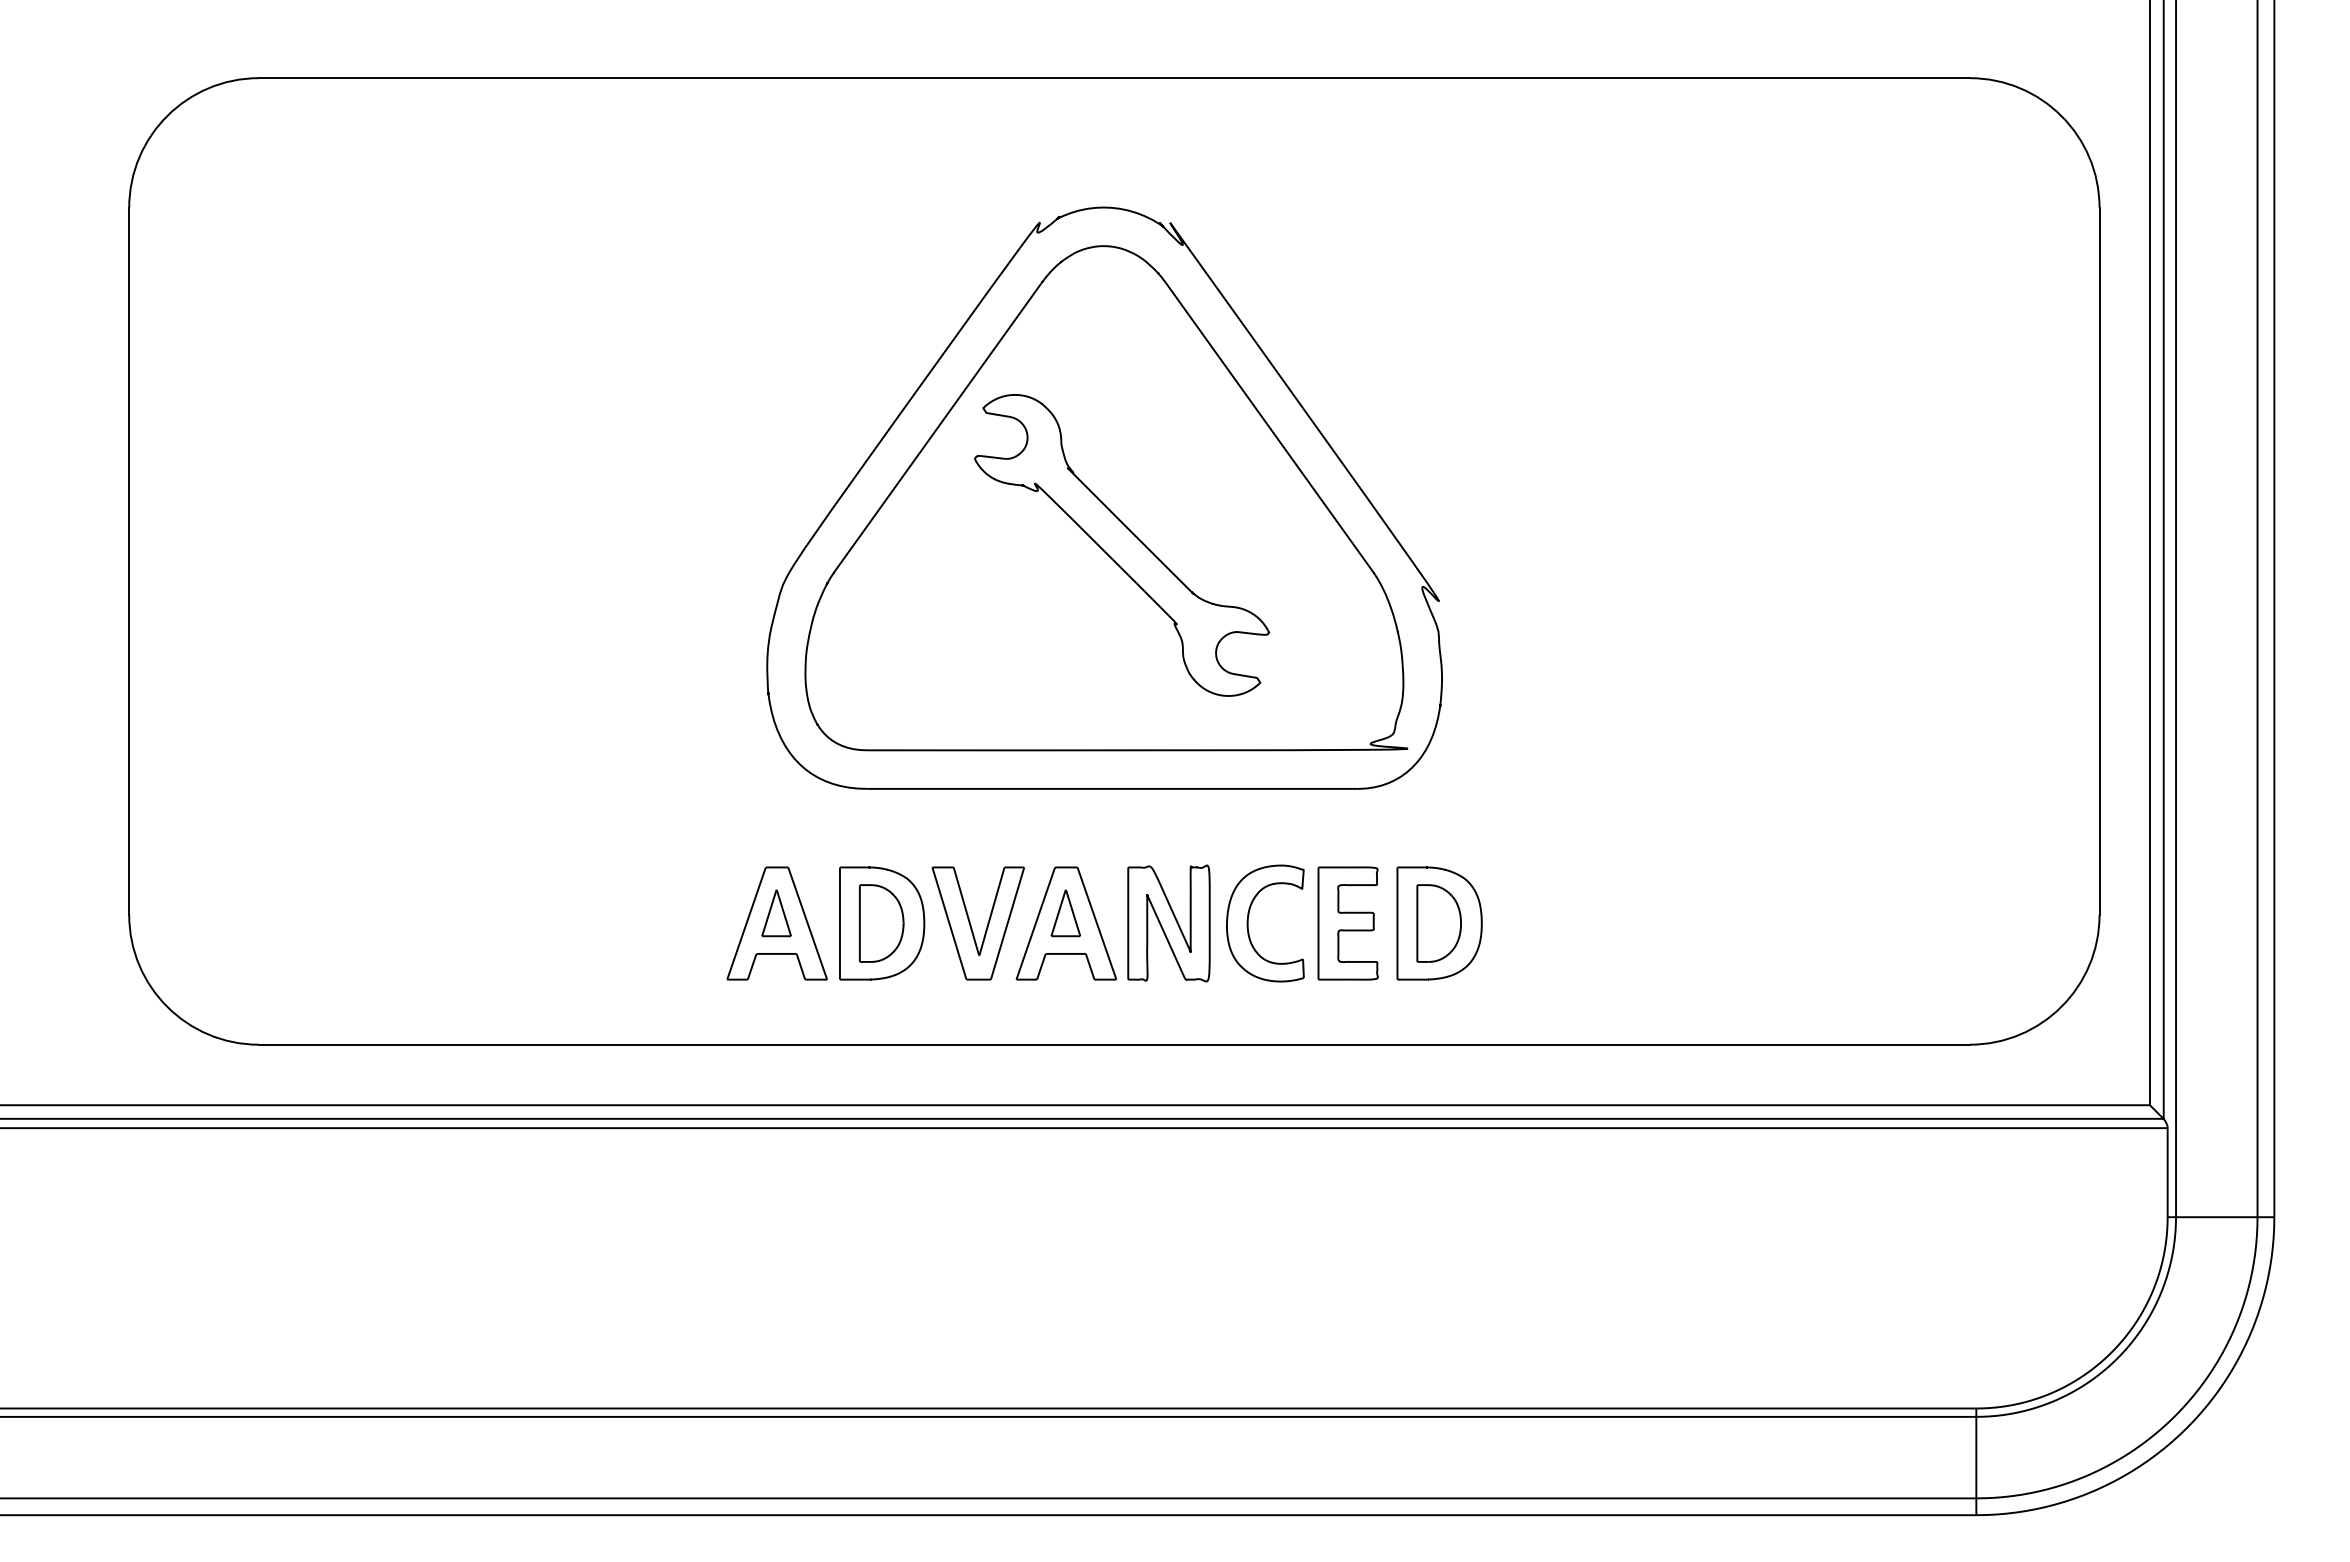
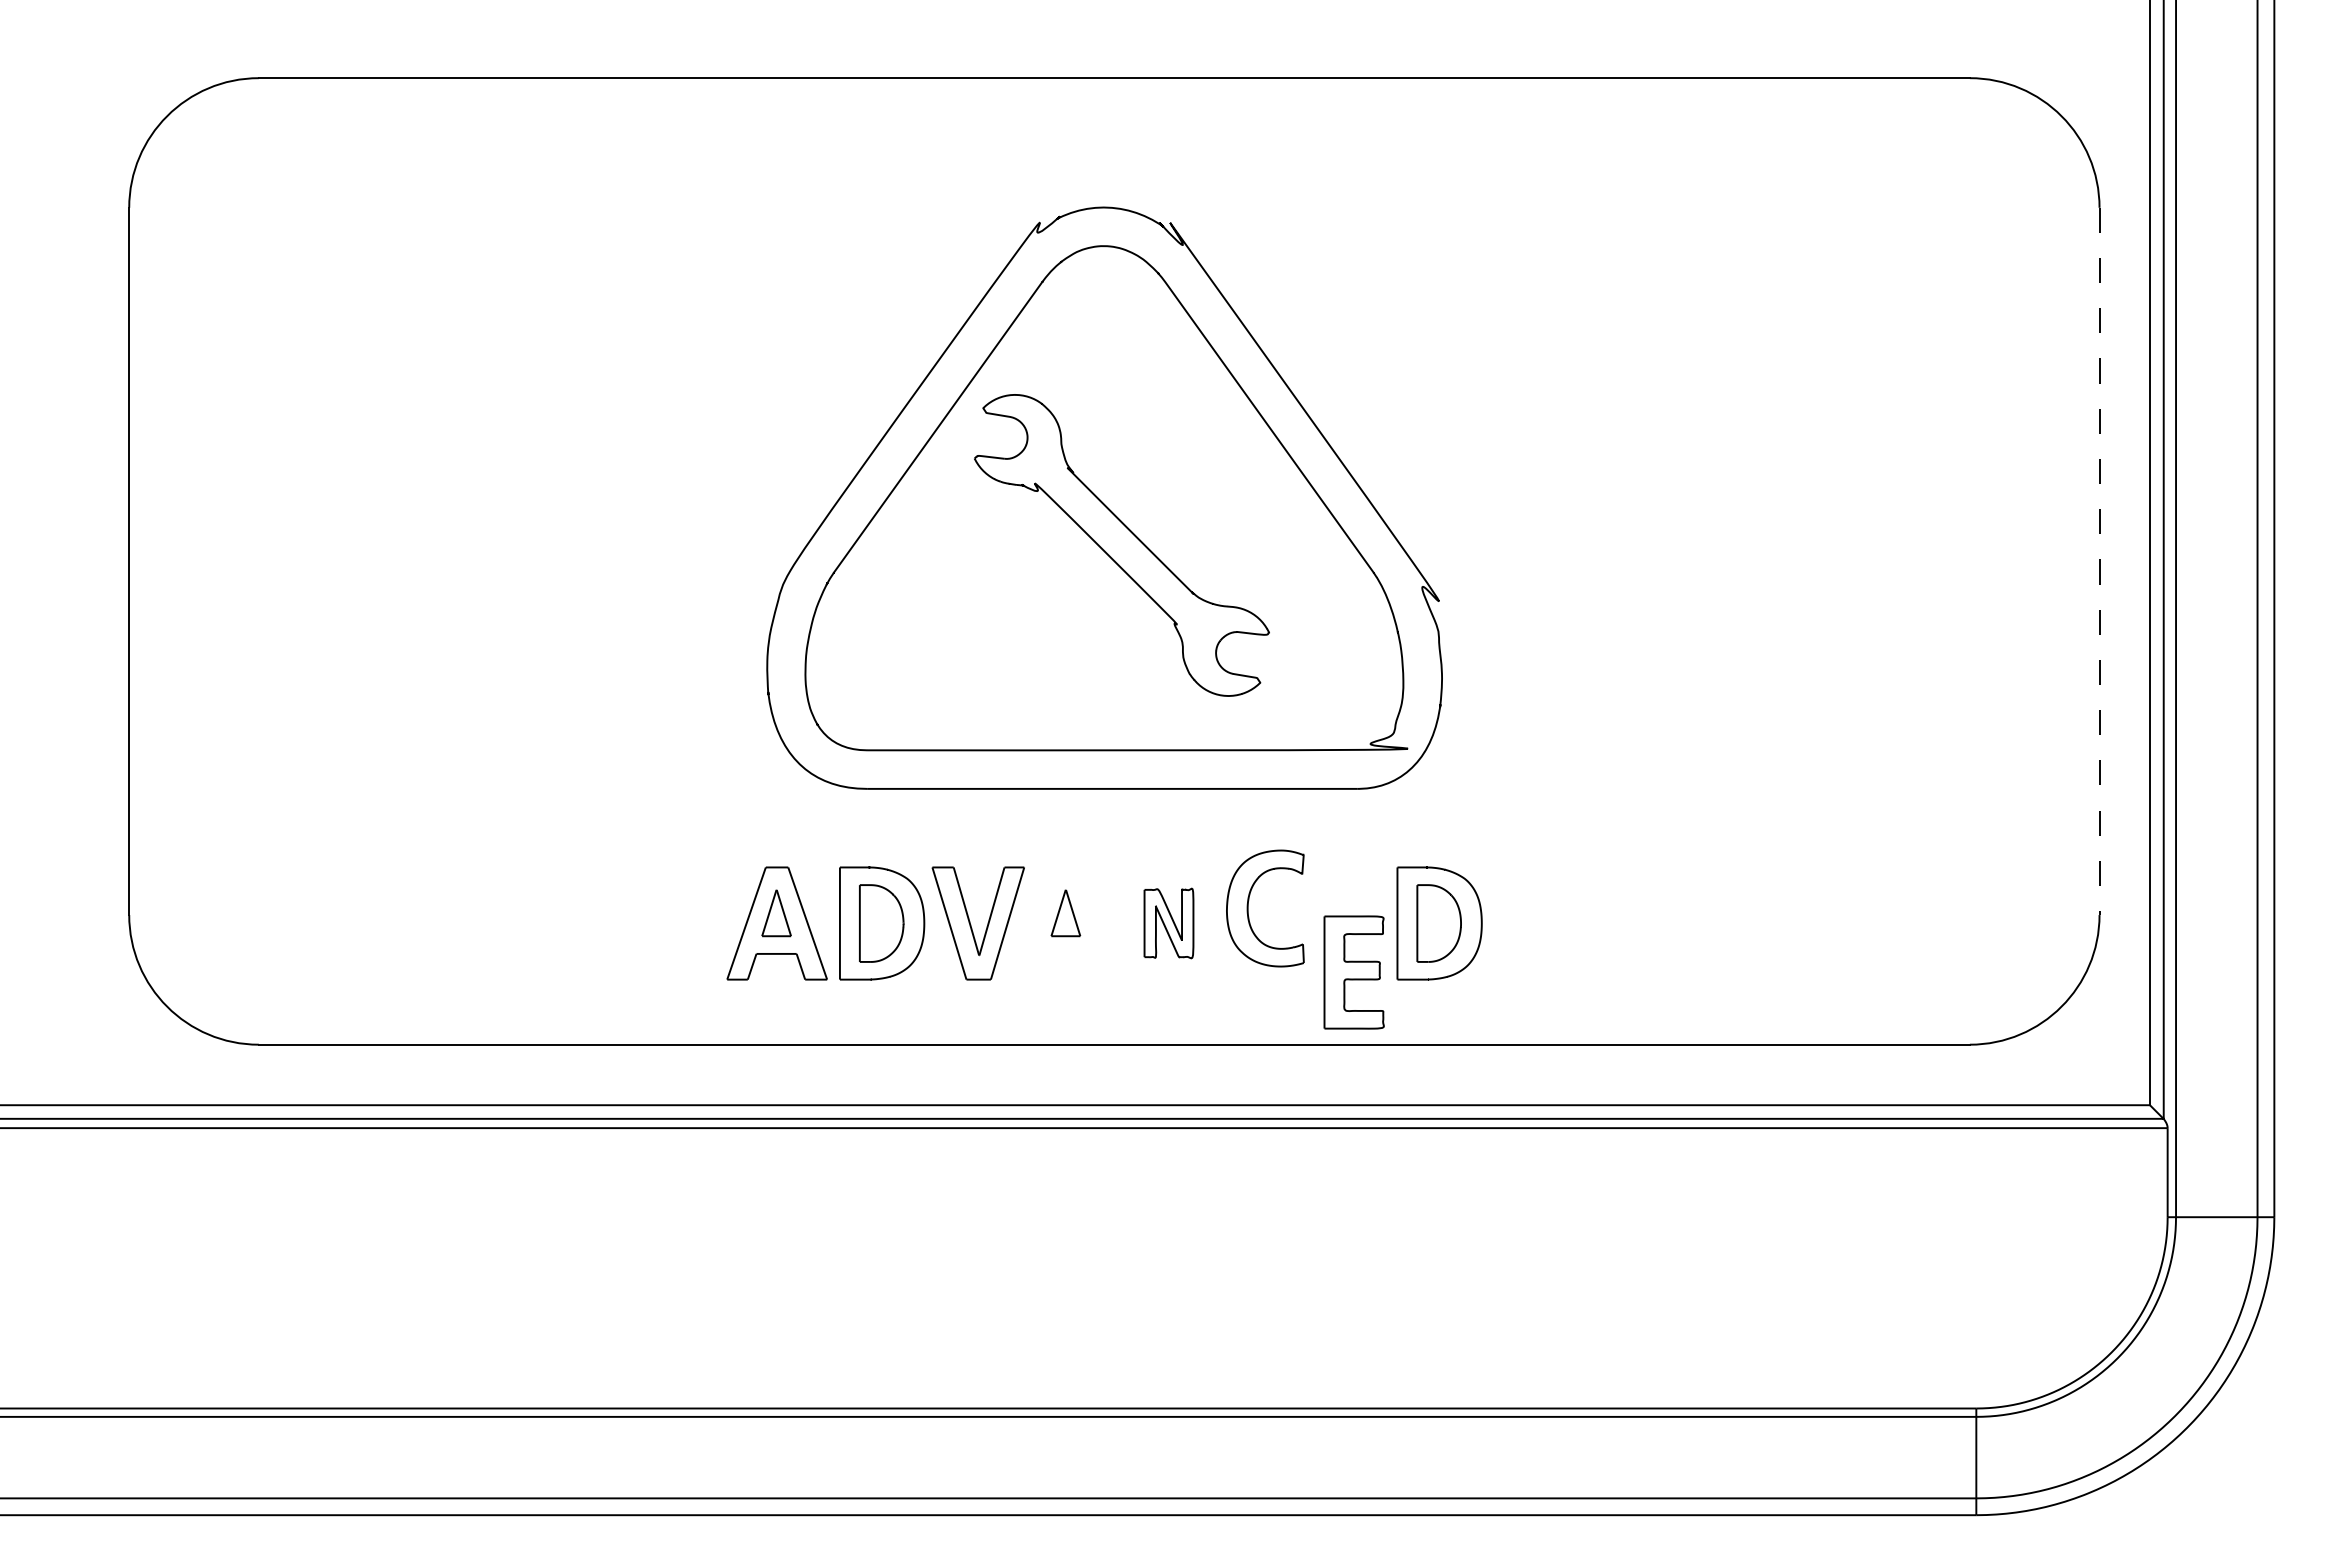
line: solid -> dashed (2099, 561)
part: present -> none (1065, 923)
part size: 84x119 px -> 52x73 px (1168, 923)
part position: (1248, 923) -> (1248, 908) (1248, 908)
part position: (1347, 923) -> (1353, 972) (1353, 972)
